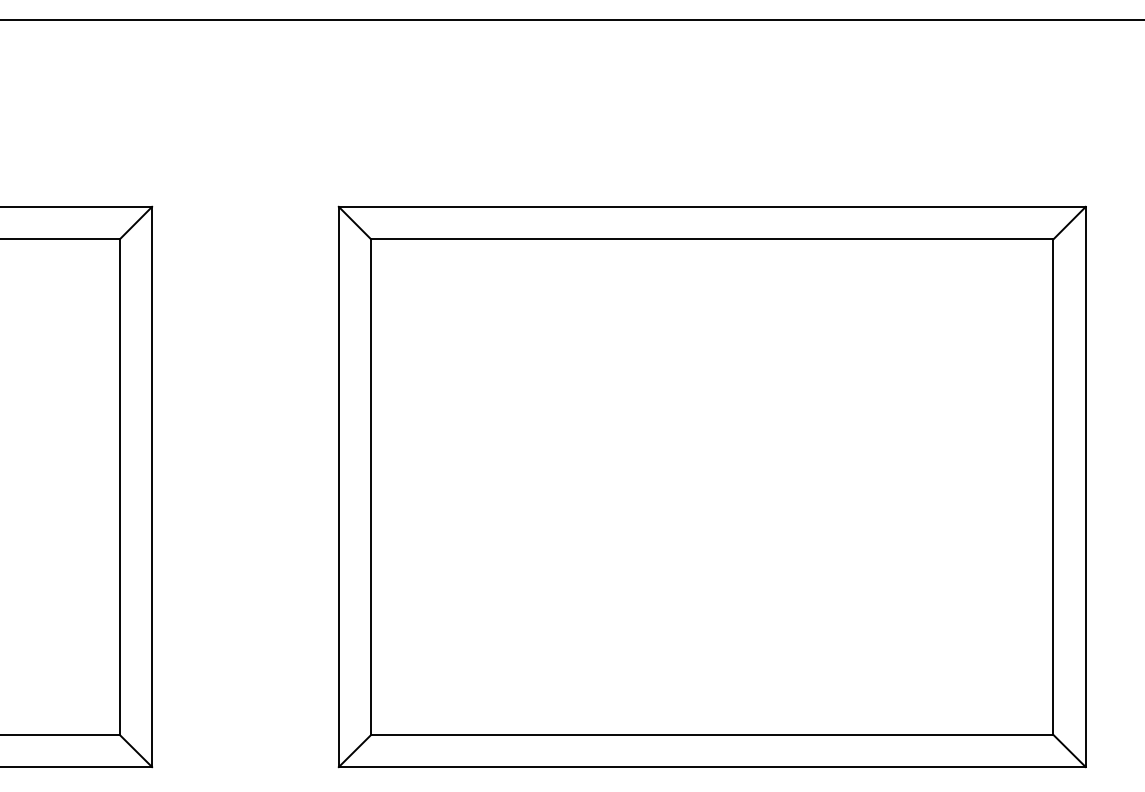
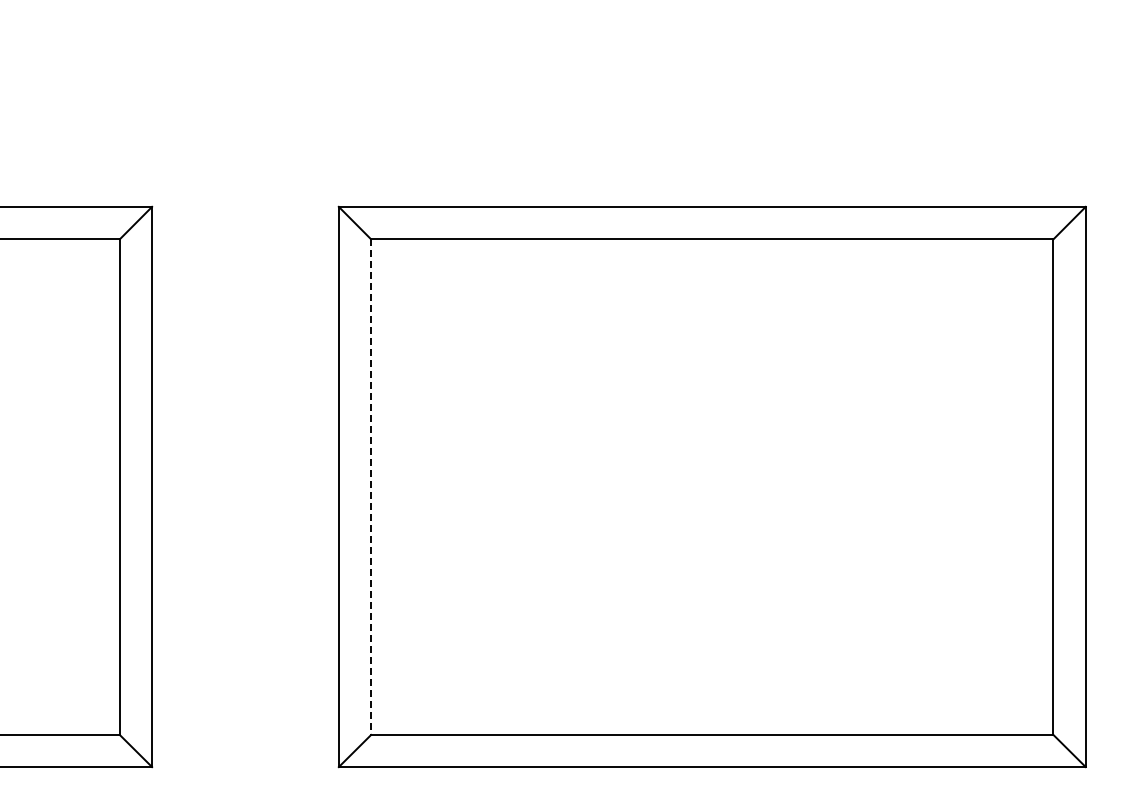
line: present -> none (571, 20)
line: solid -> dashed (371, 487)
